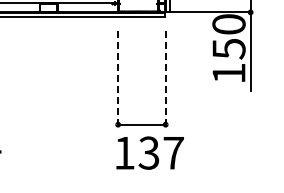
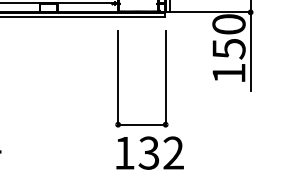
line: dashed -> solid (118, 78)
line: dashed -> solid (165, 78)
text: 137 -> 132 (173, 152)
